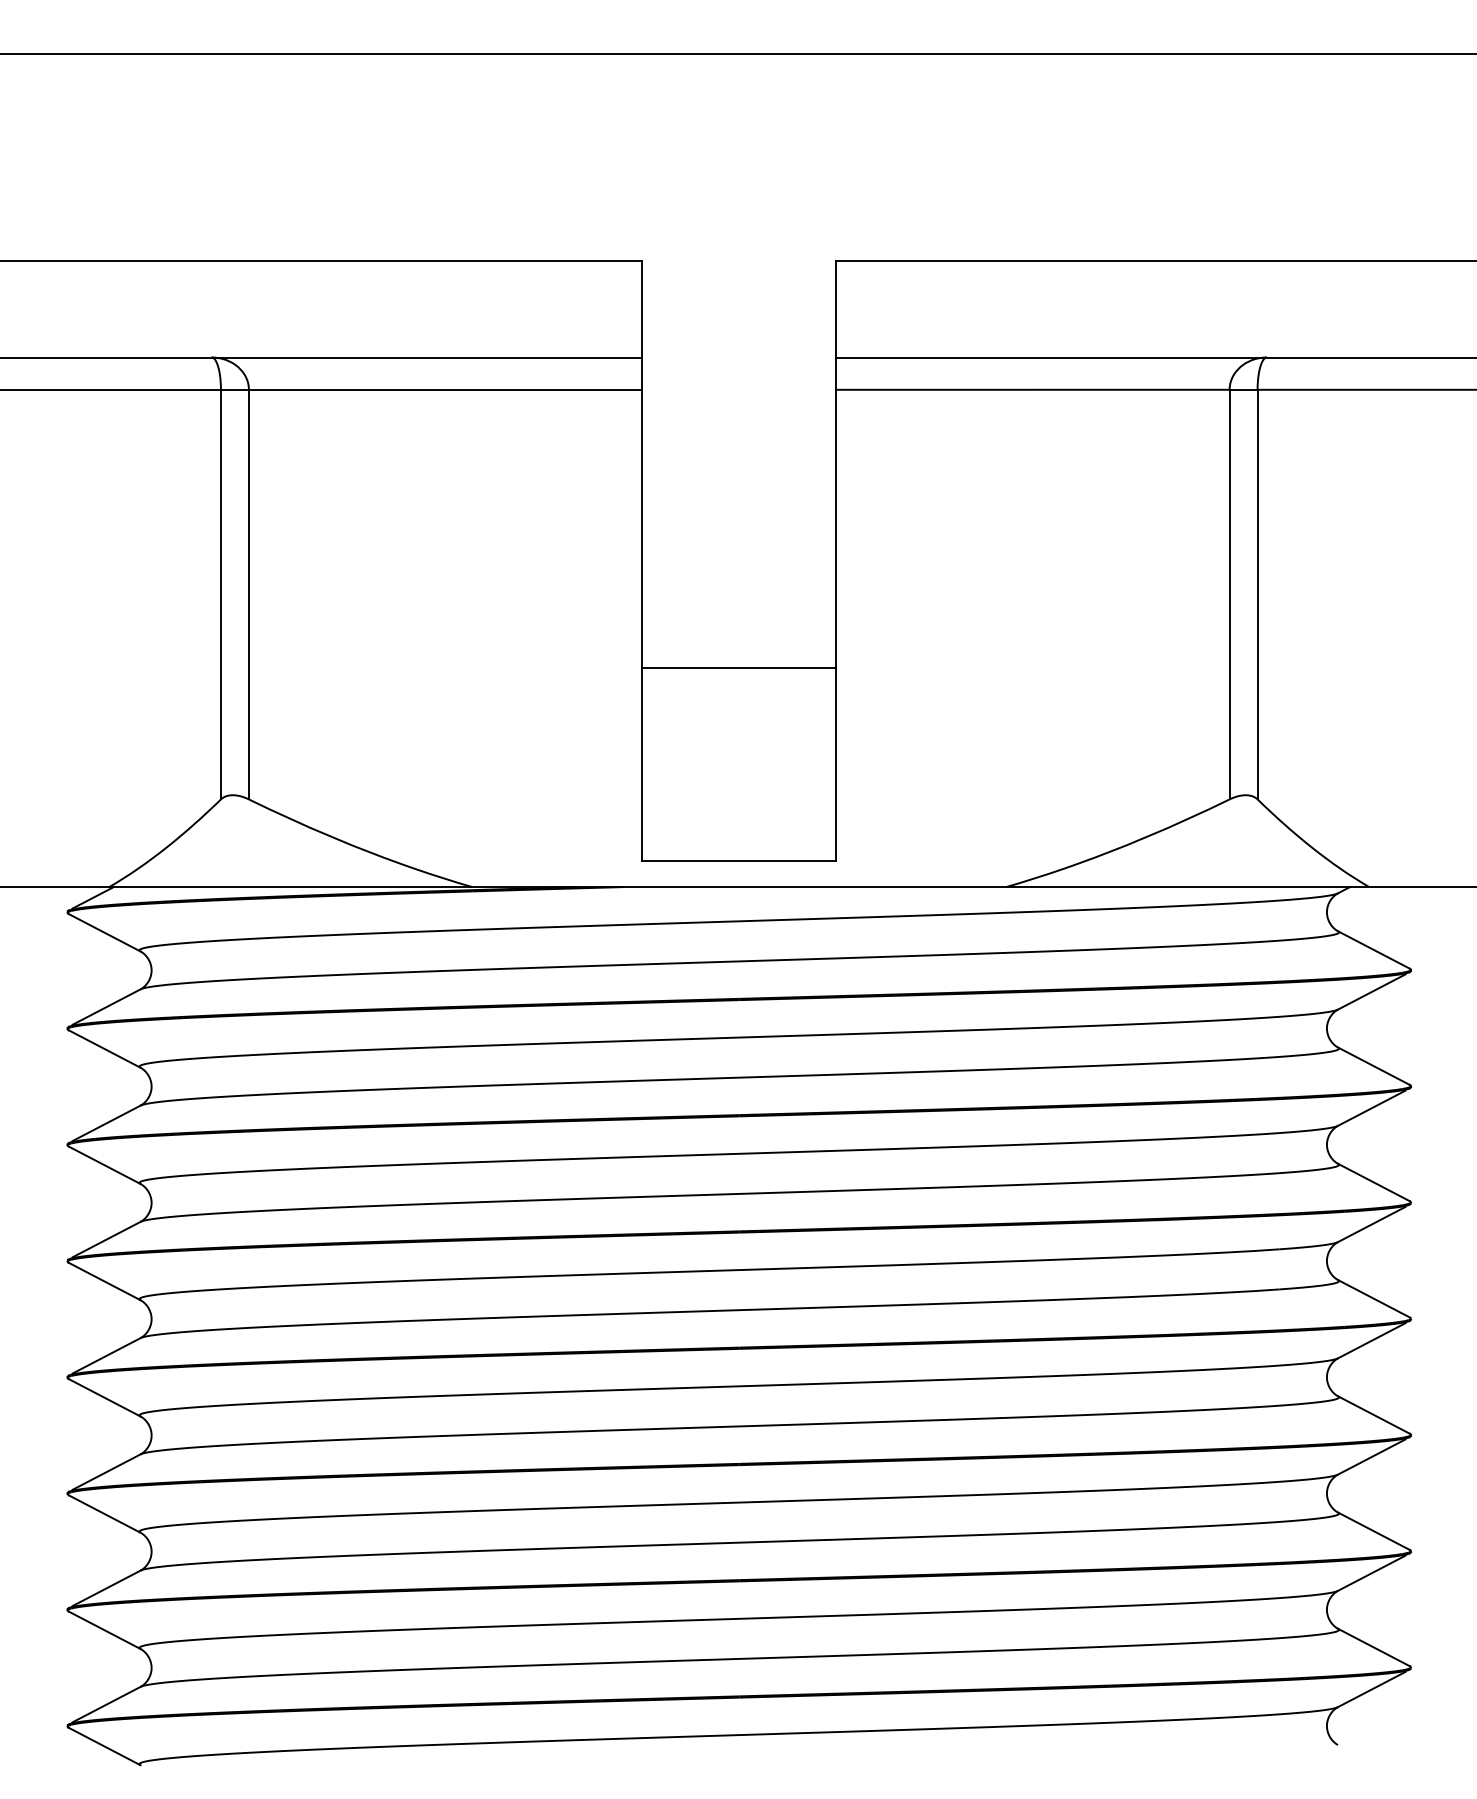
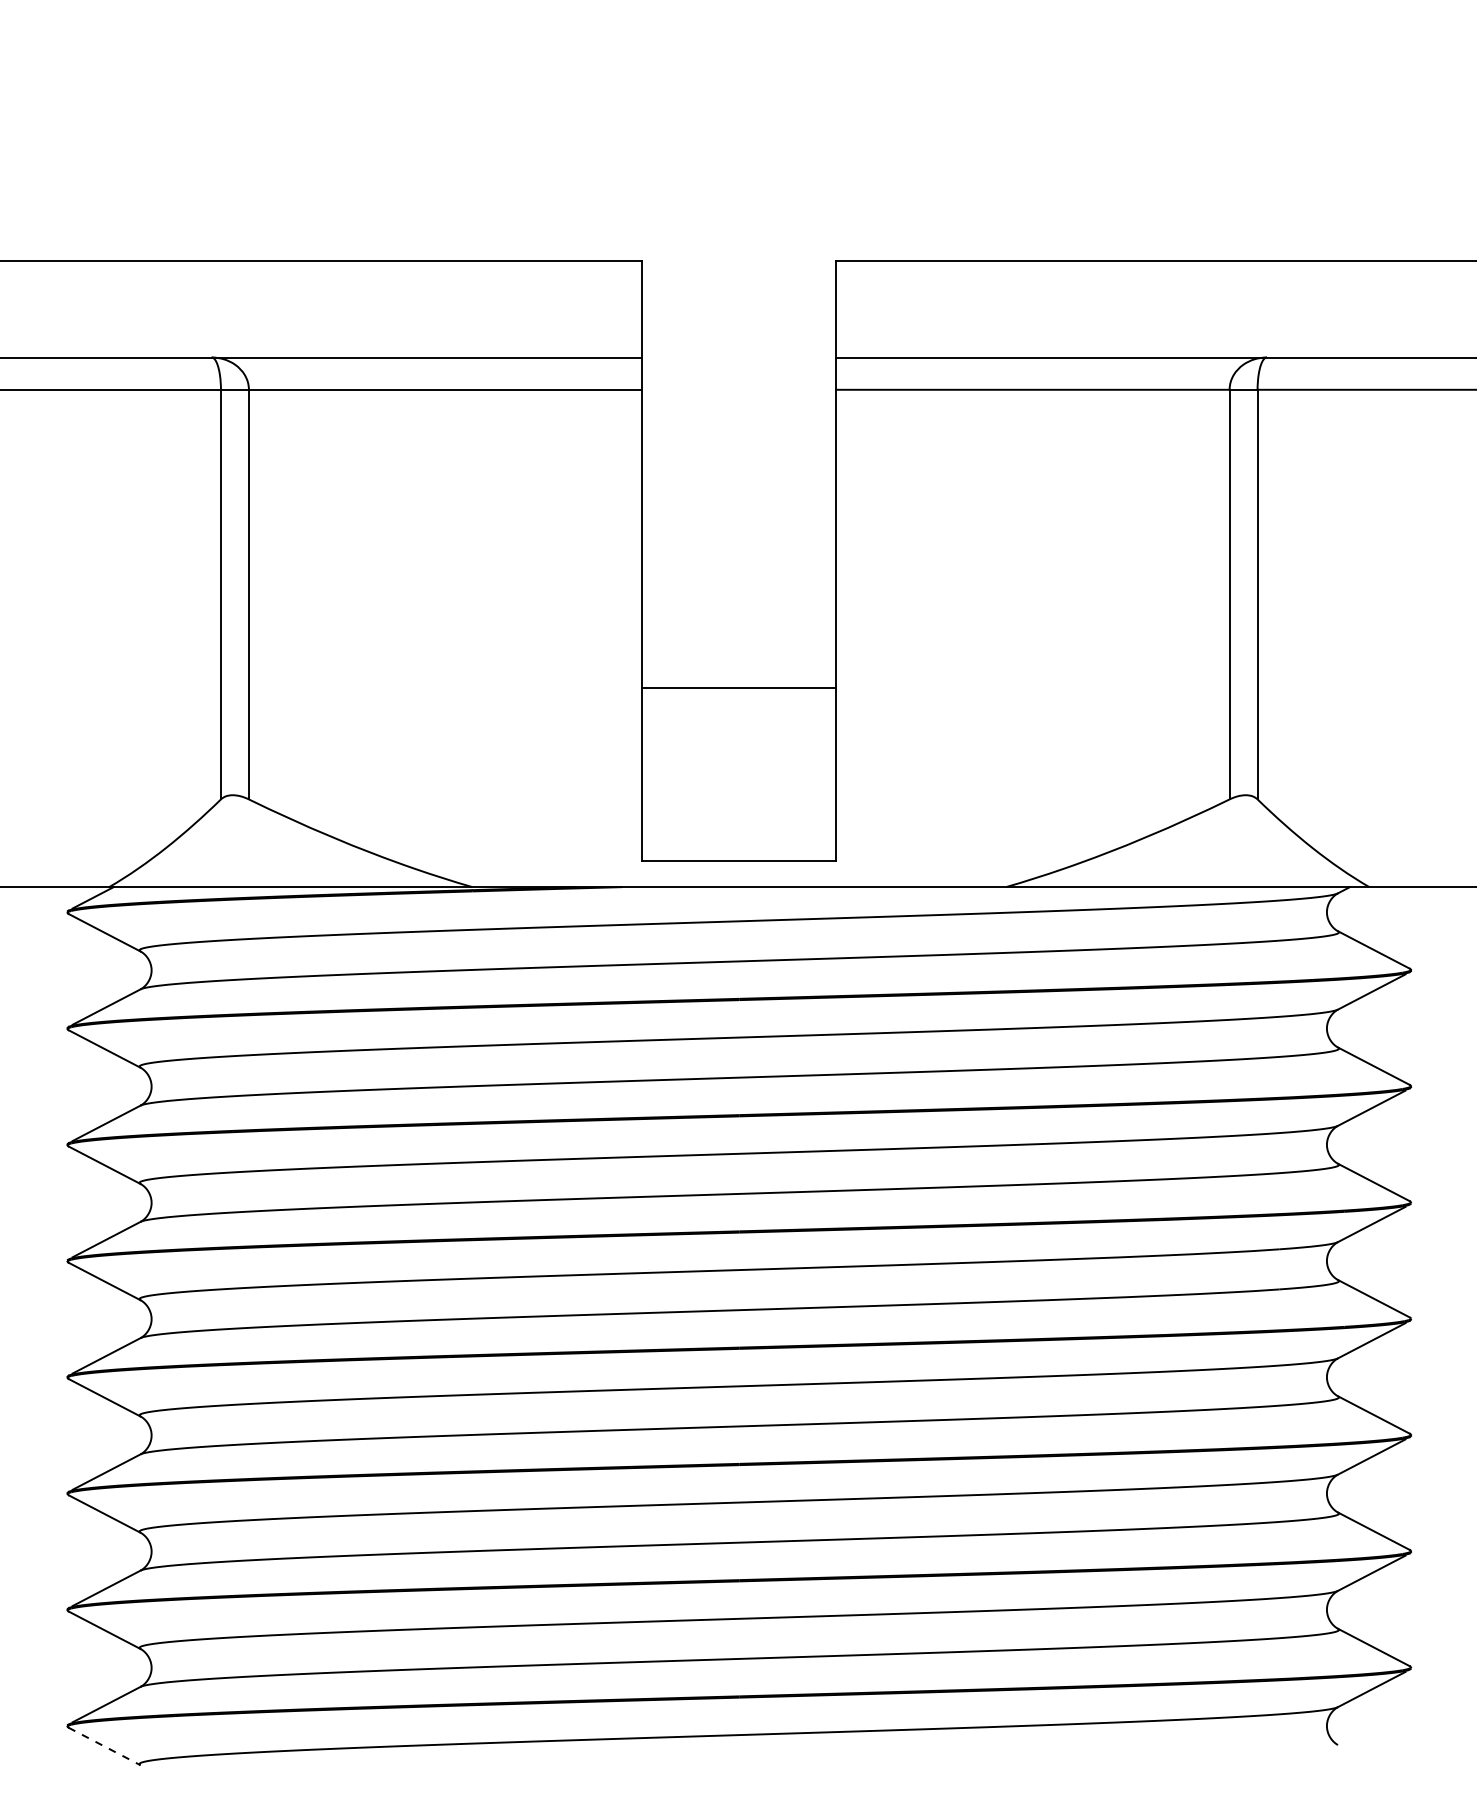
line: present -> none (737, 53)
line position: (739, 667) -> (739, 687) (739, 687)
line: solid -> dashed (104, 1746)
